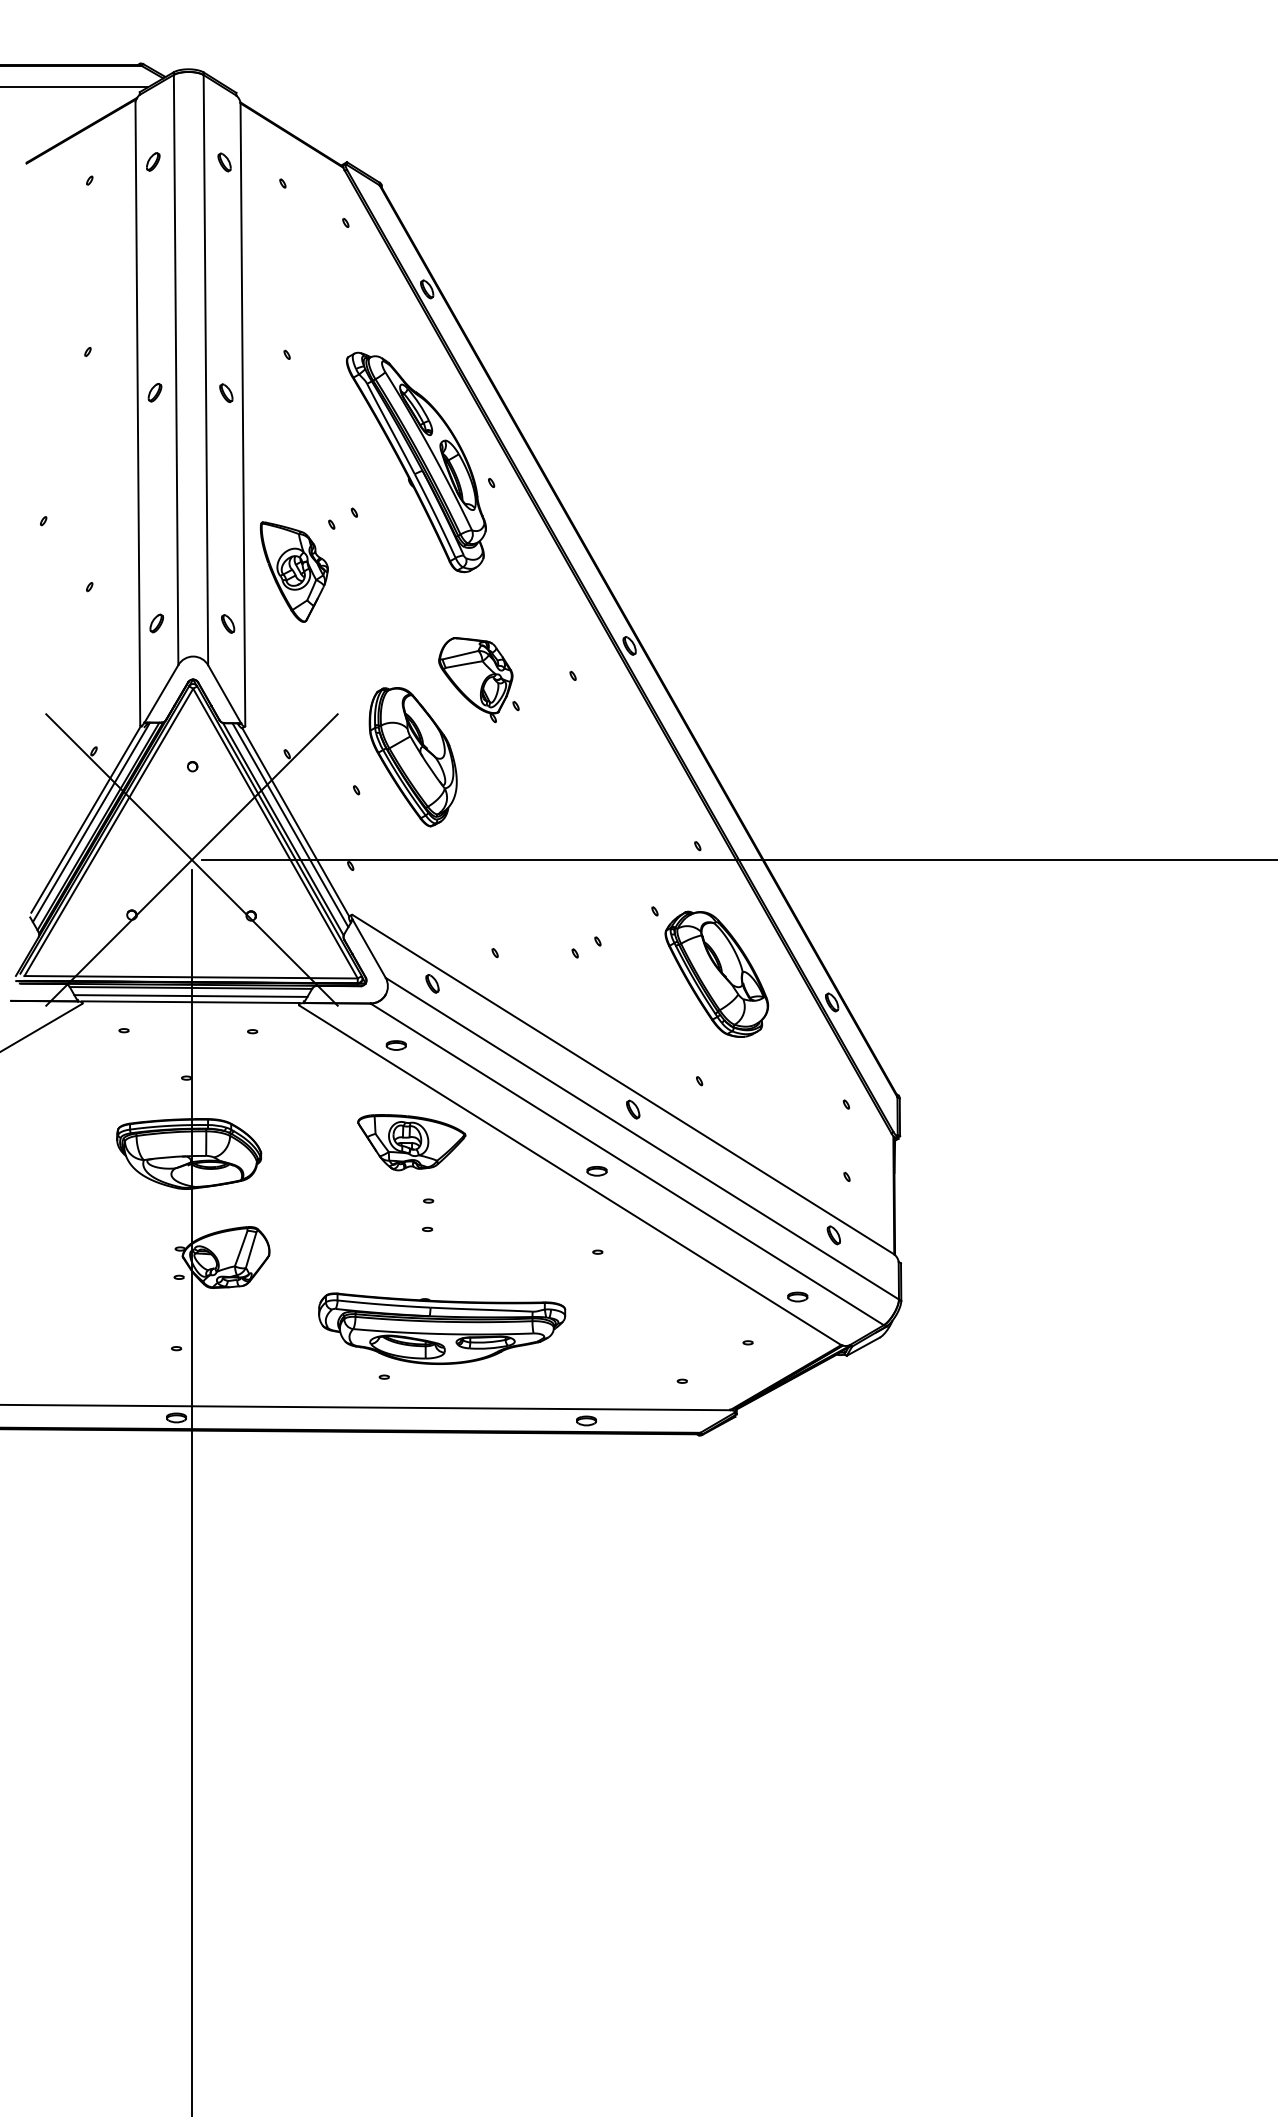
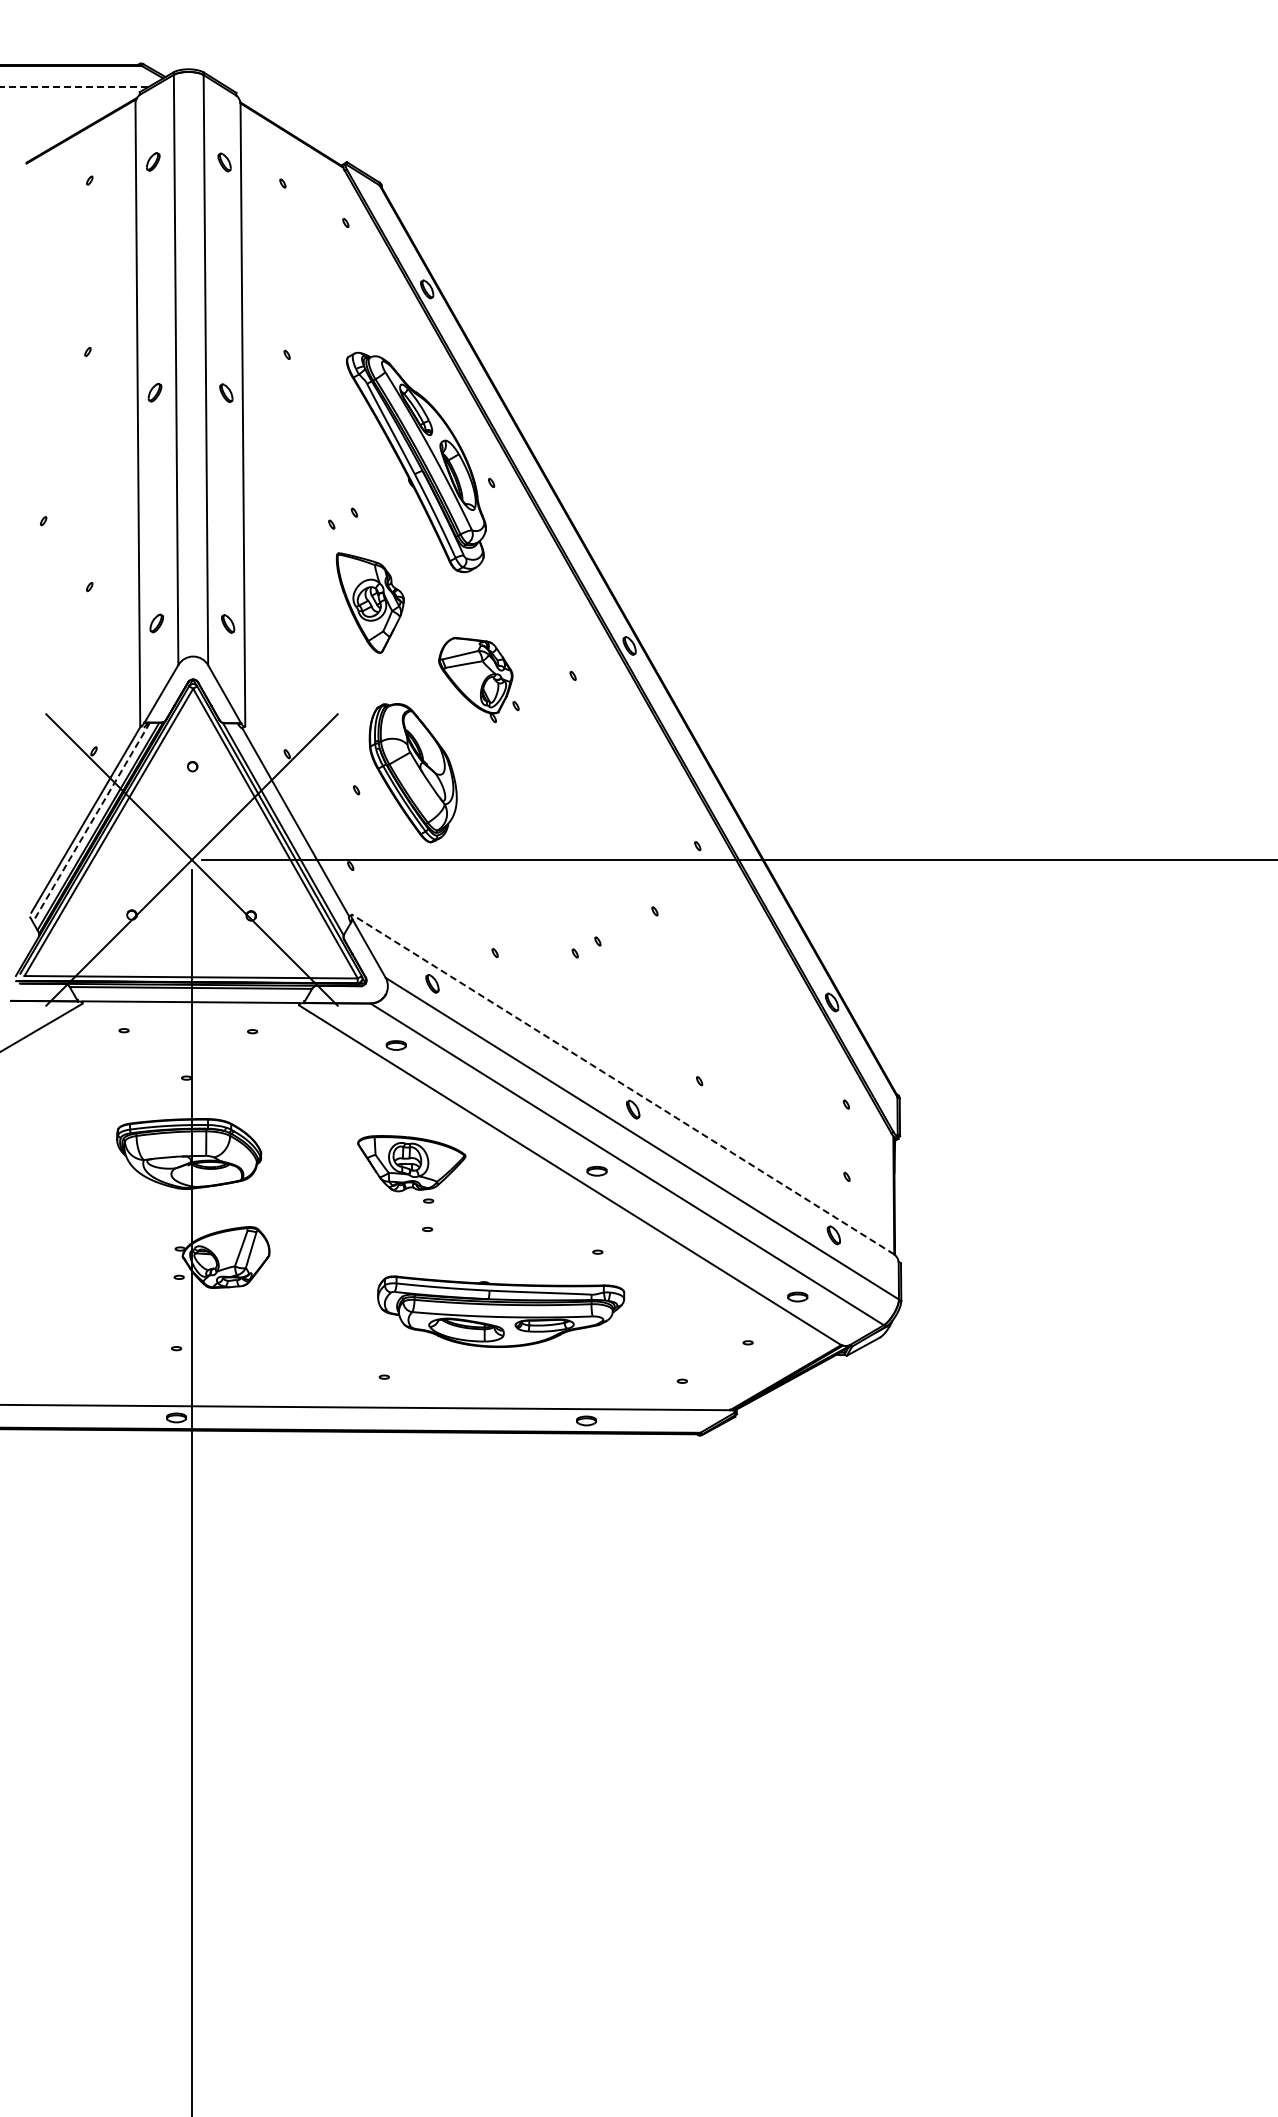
line: solid -> dashed (74, 87)
part position: (293, 571) -> (369, 602) (369, 602)
part position: (412, 757) -> (412, 773) (412, 773)
line: solid -> dashed (91, 822)
line: present -> none (290, 825)
part: present -> none (716, 973)
line: present -> none (190, 995)
line: solid -> dashed (623, 1084)
part position: (411, 1142) -> (411, 1163) (411, 1163)
part position: (442, 1328) -> (501, 1311) (501, 1311)
